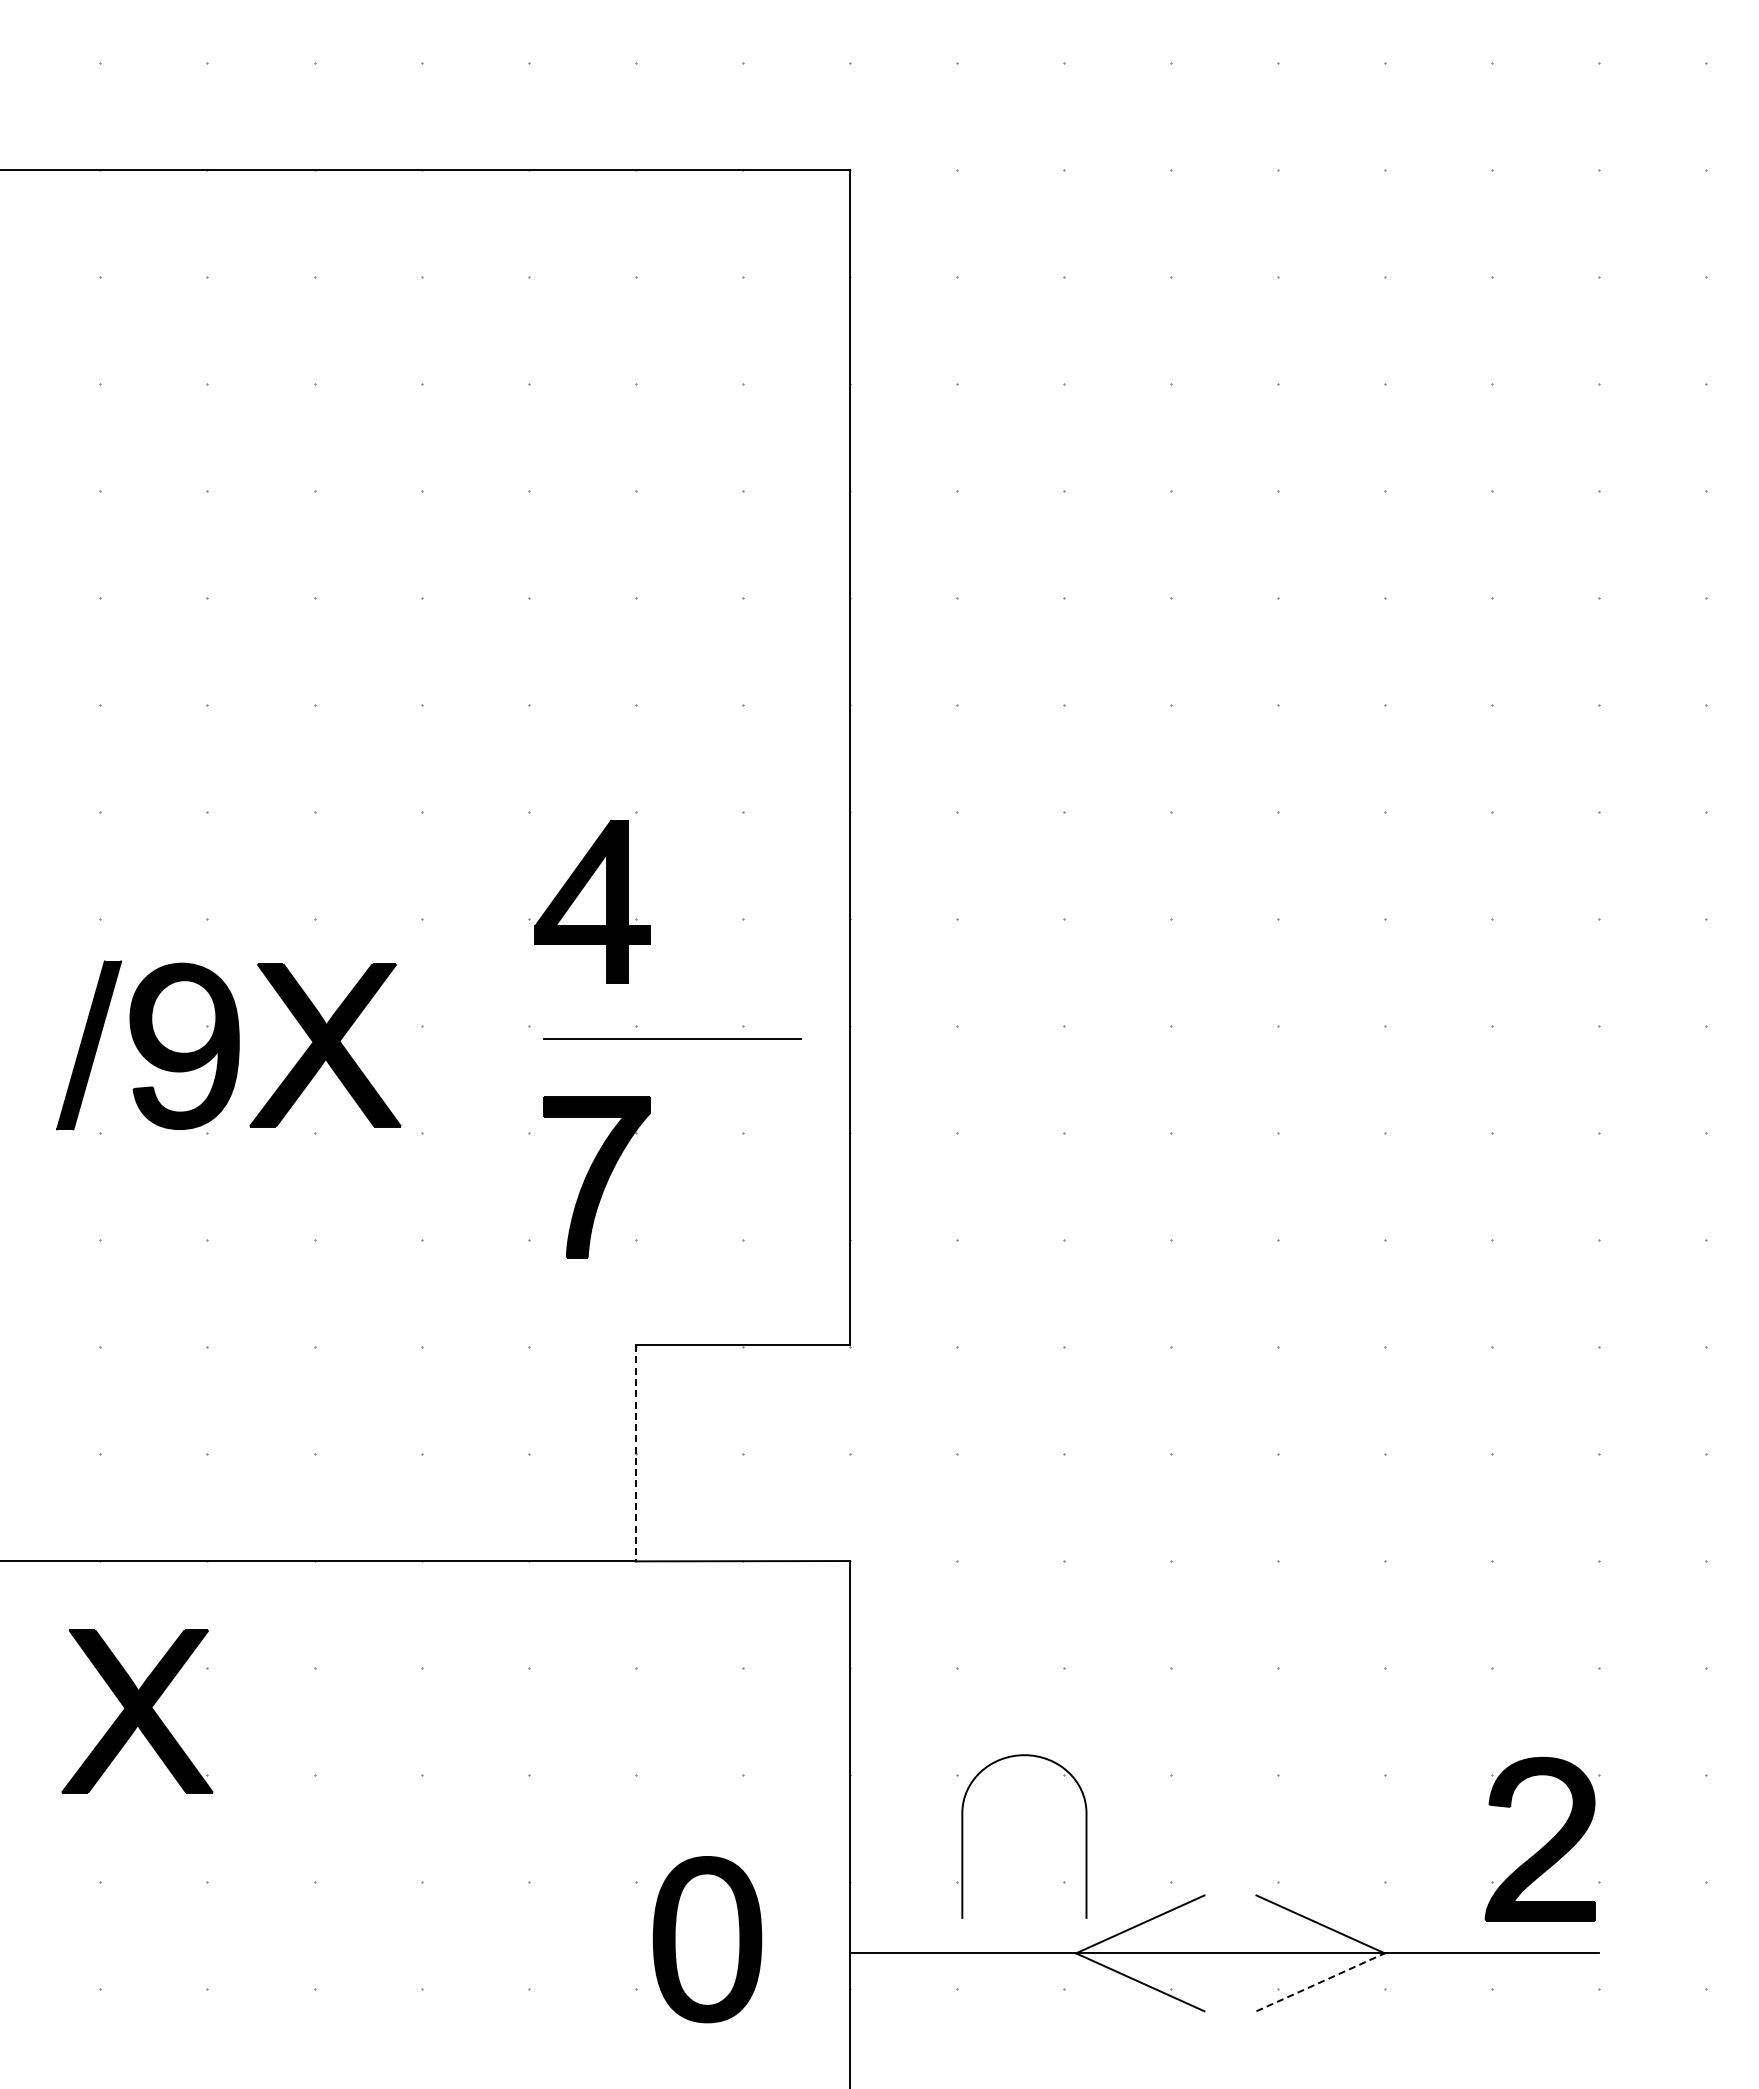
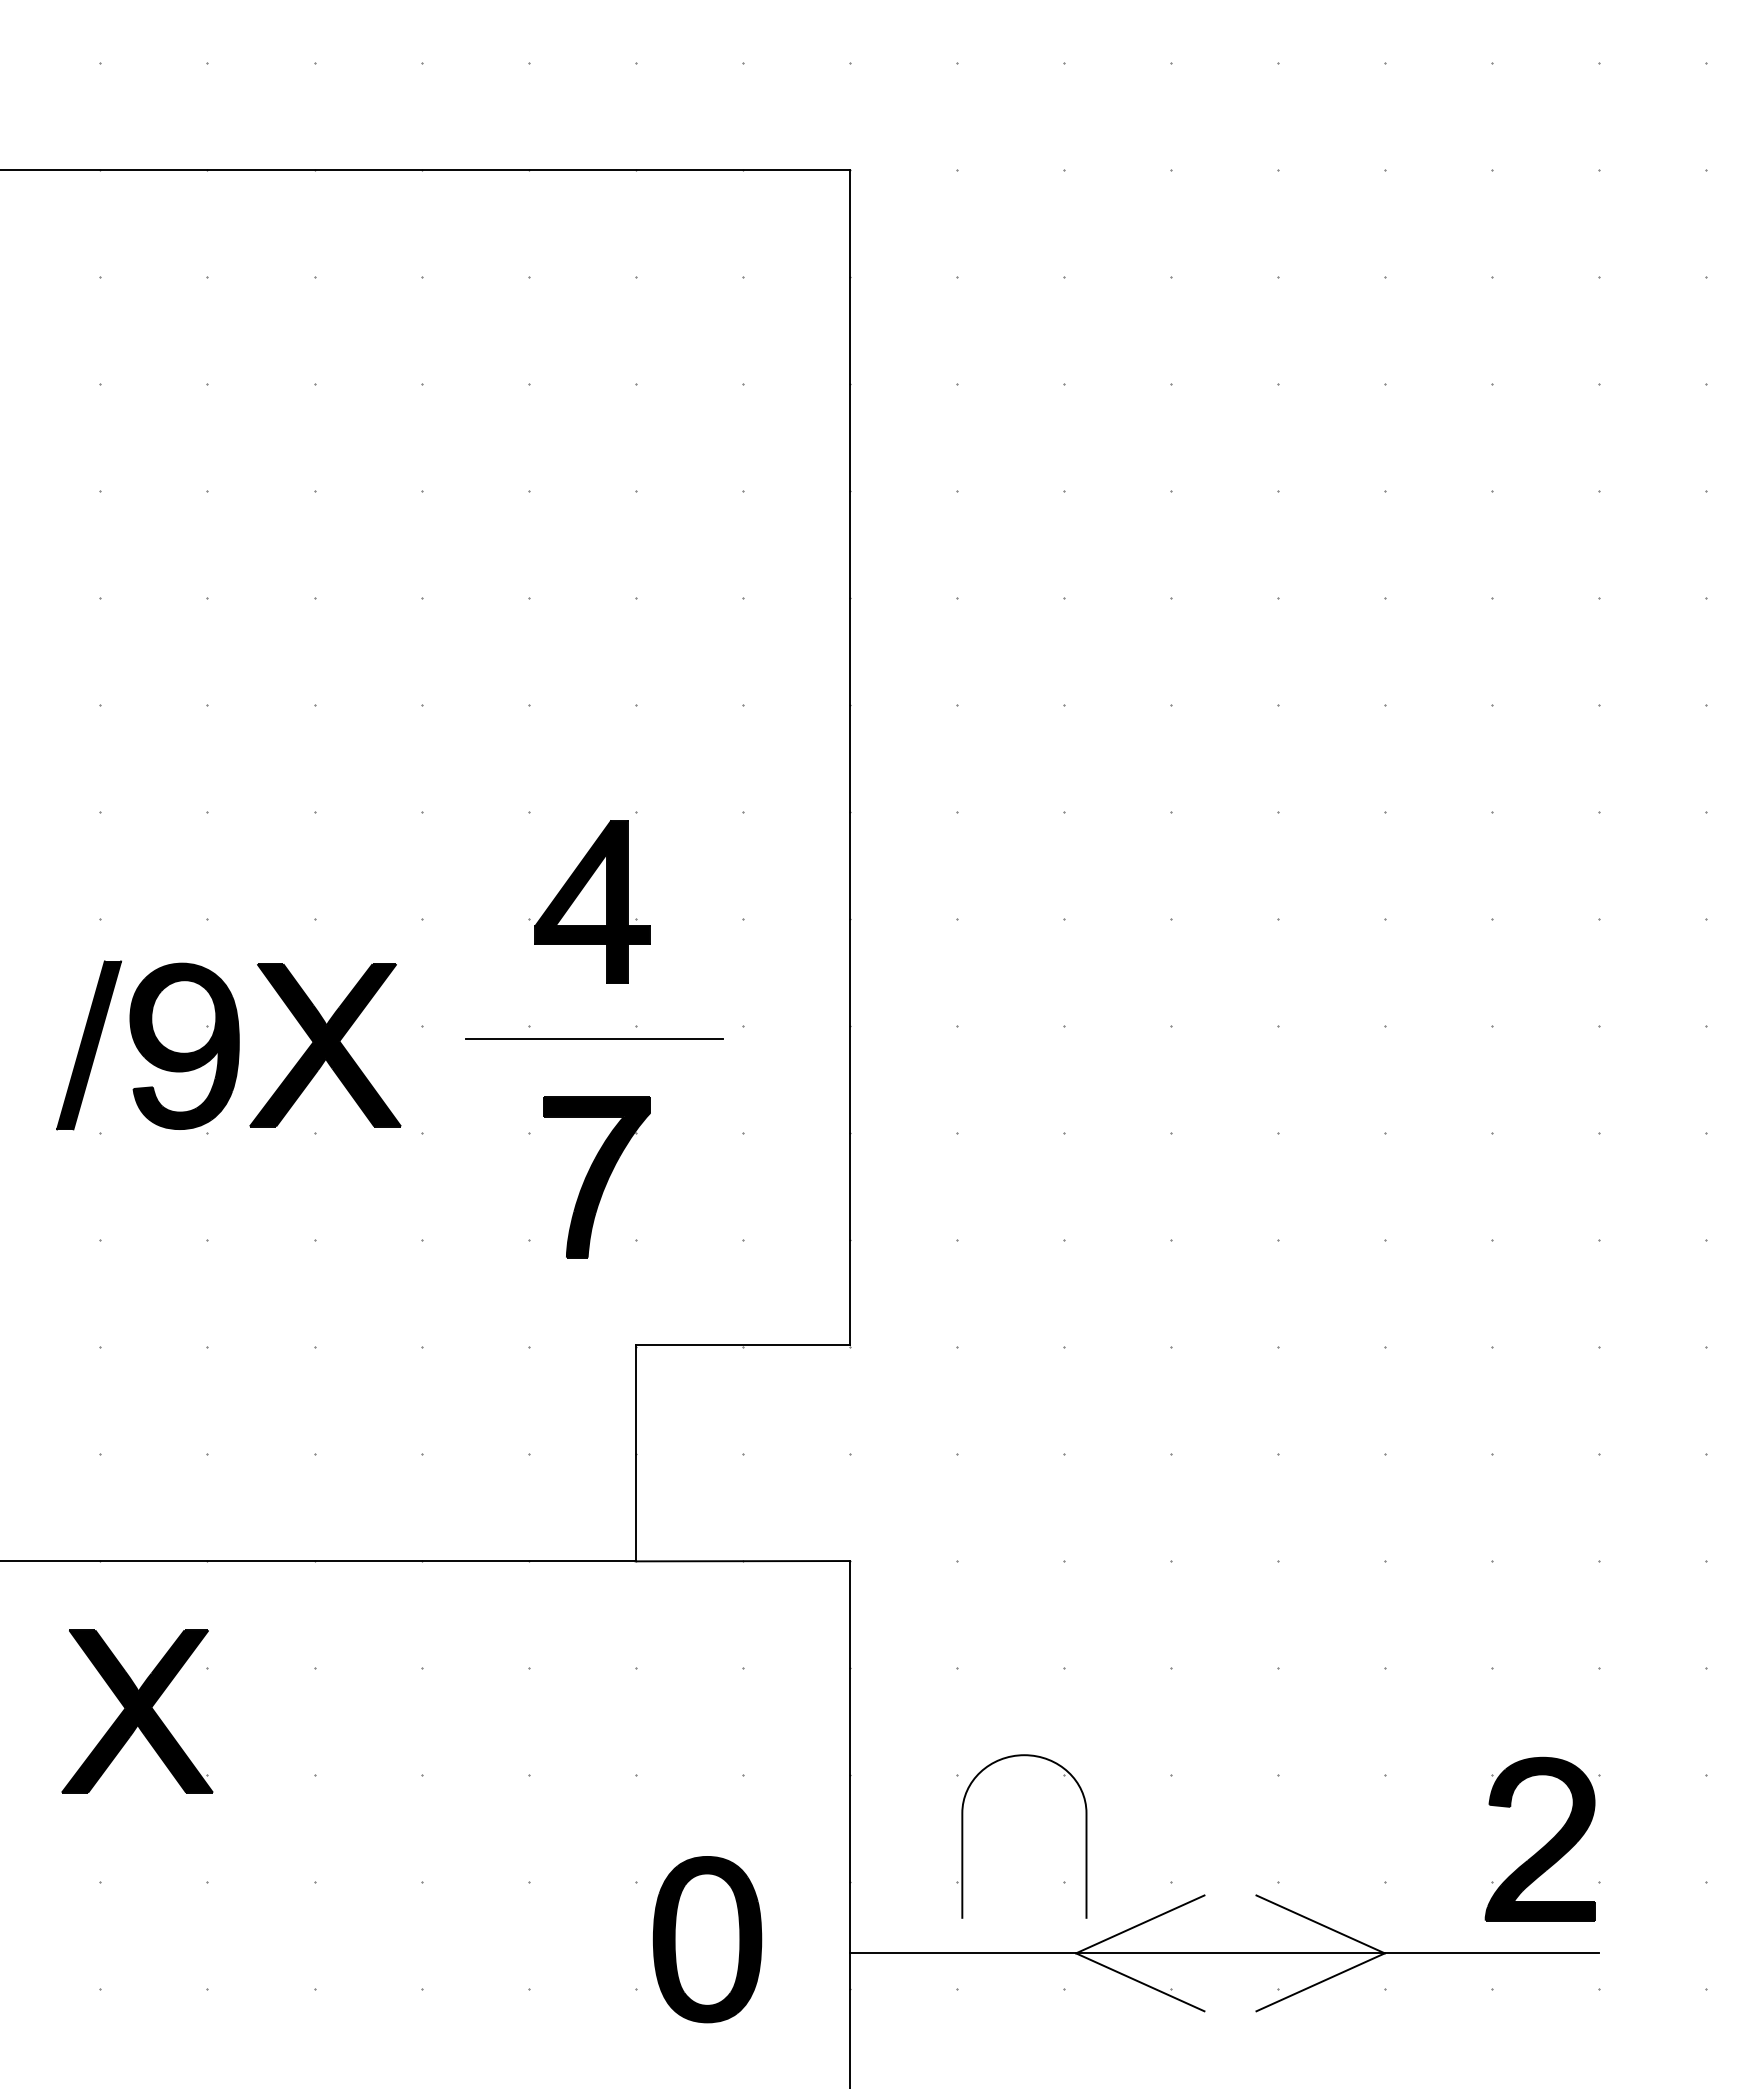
line position: (672, 1038) -> (594, 1038) (594, 1038)
line: dashed -> solid (635, 1453)
line: dashed -> solid (1321, 1982)
